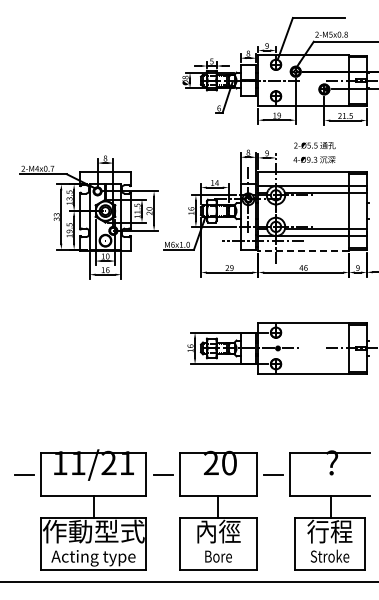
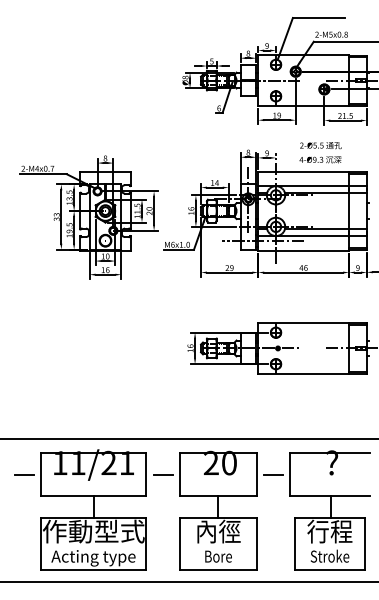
text position: (314, 152) -> (320, 152) (320, 152)
line: dashed -> solid (303, 250)
line: none -> present (188, 439)
